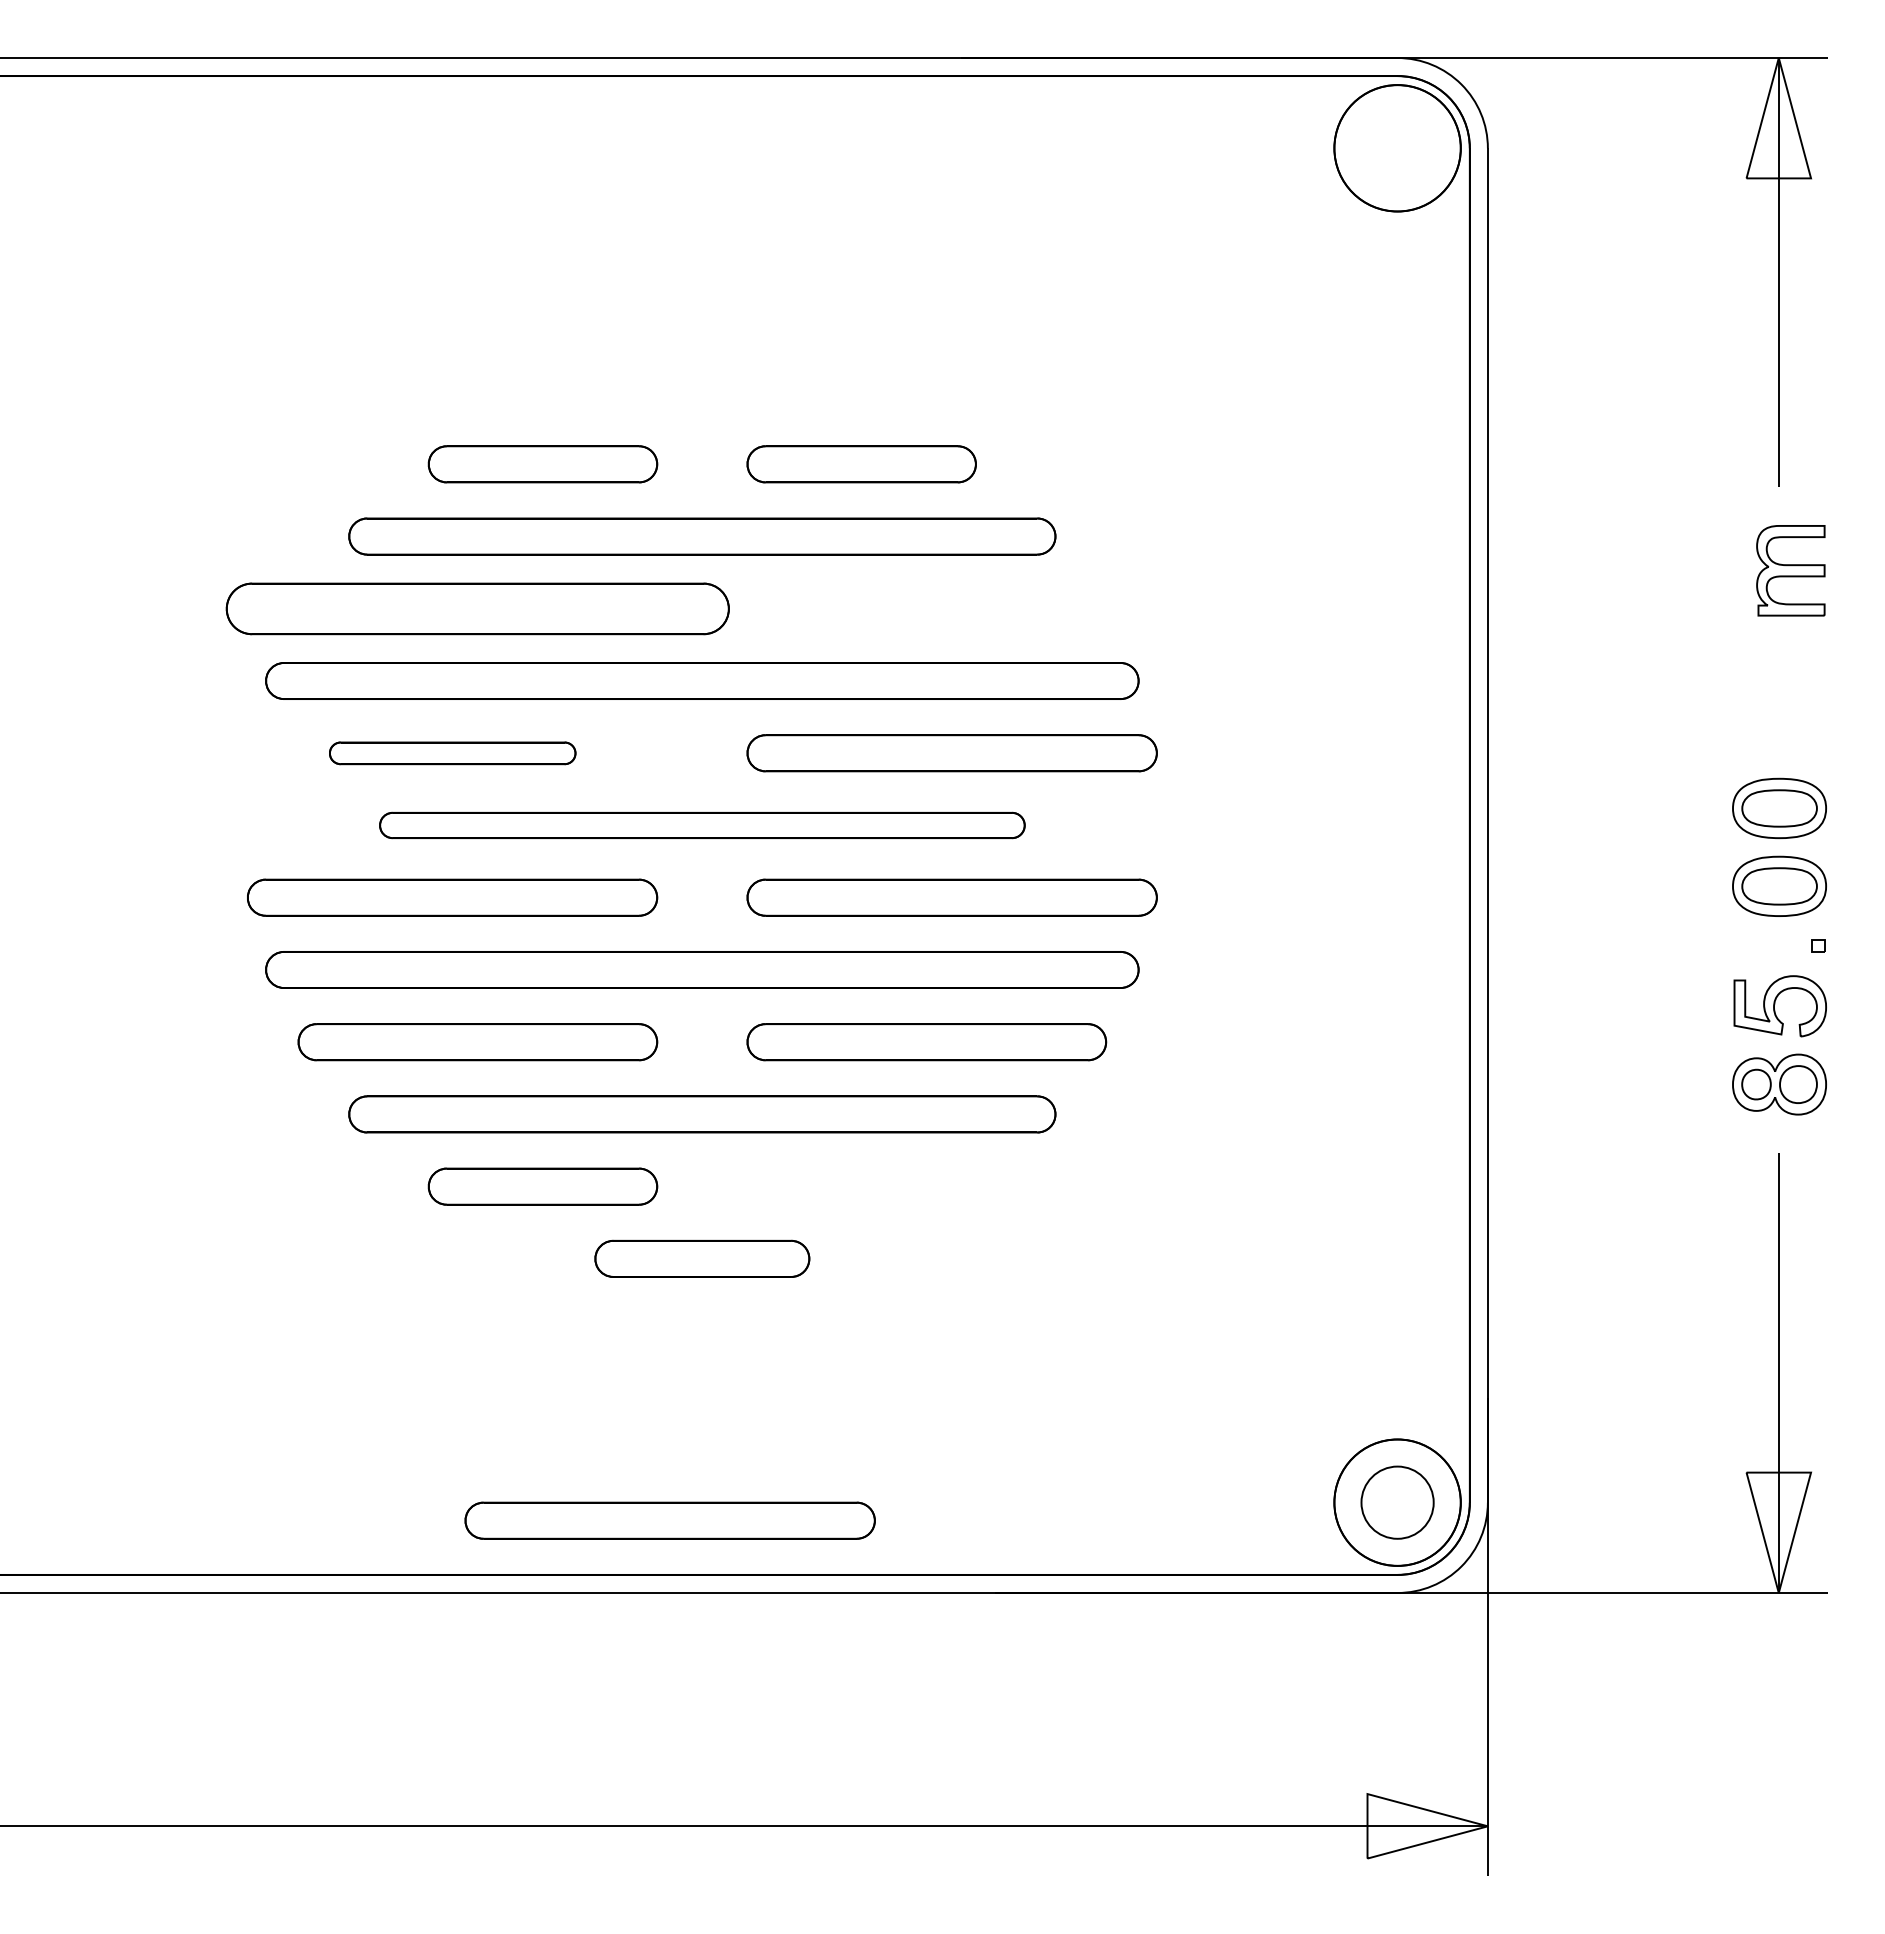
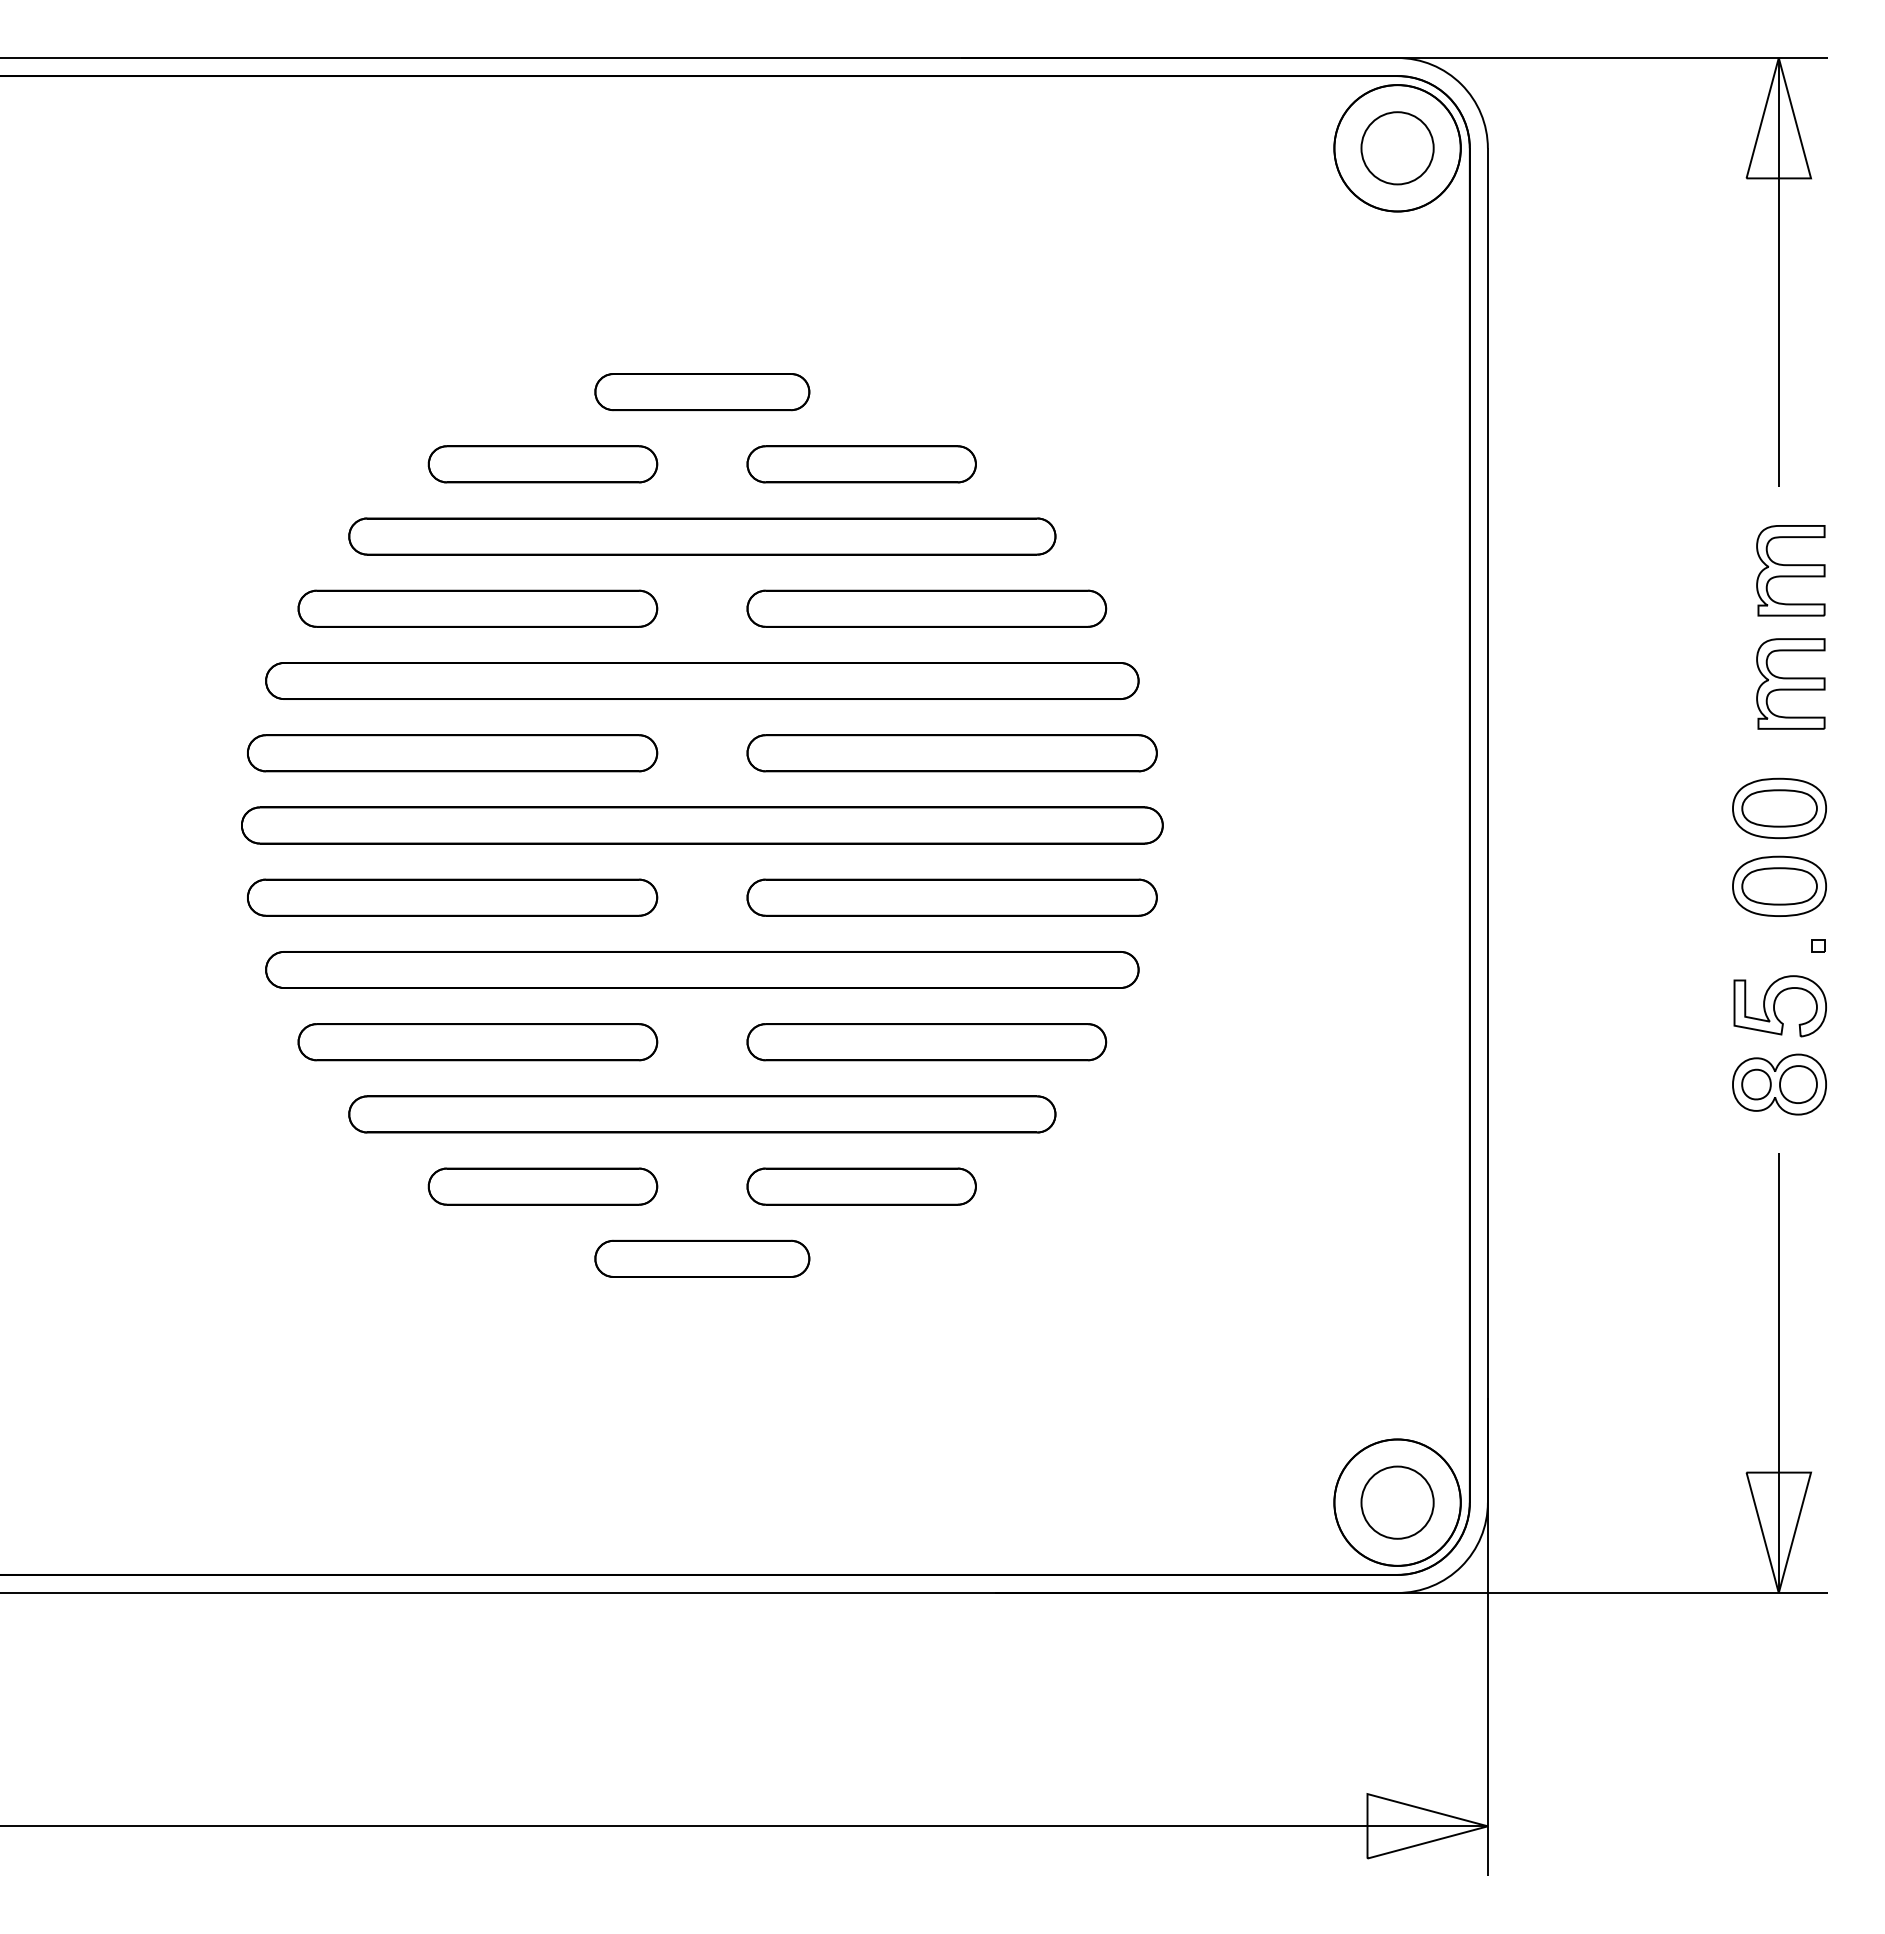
part: none -> present (1397, 148)
part: none -> present (702, 392)
part size: 505x54 px -> 362x39 px (477, 608)
part: none -> present (926, 608)
part: none -> present (1790, 683)
part size: 248x25 px -> 412x39 px (452, 753)
part size: 647x29 px -> 923x39 px (702, 825)
part: none -> present (861, 1186)
part: present -> none (669, 1520)
